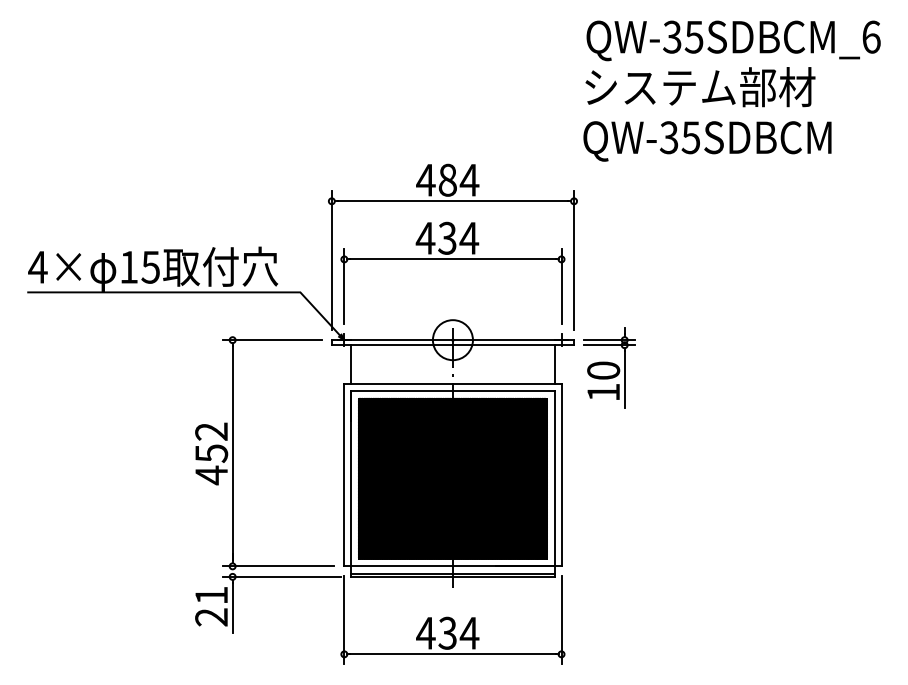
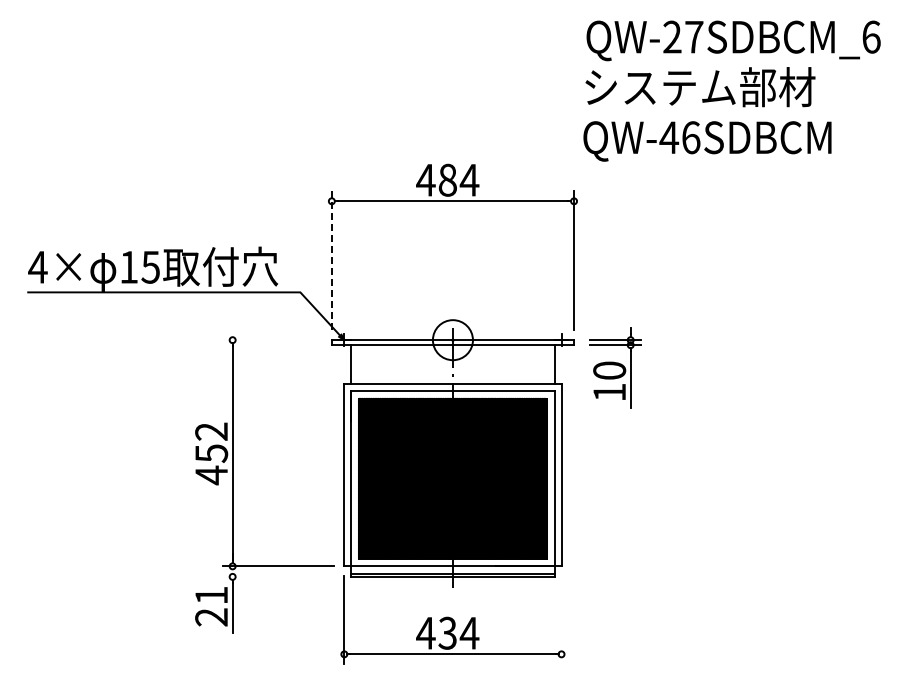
text: QW-35SDBCM_6 -> QW-27SDBCM_6 (683, 37)
text: QW-35SDBCM -> QW-46SDBCM (679, 137)
part: present -> none (452, 259)
line: solid -> dashed (331, 260)
line: present -> none (271, 340)
part position: (609, 367) -> (615, 367) (615, 367)
line: present -> none (281, 576)
line: present -> none (561, 620)
